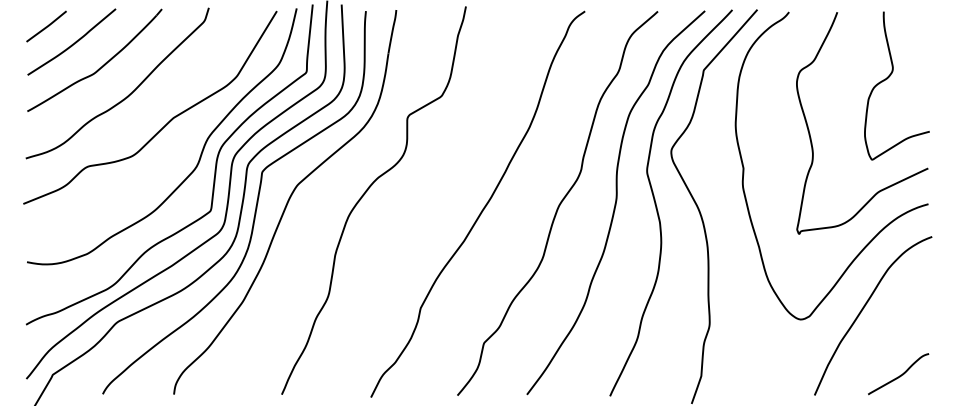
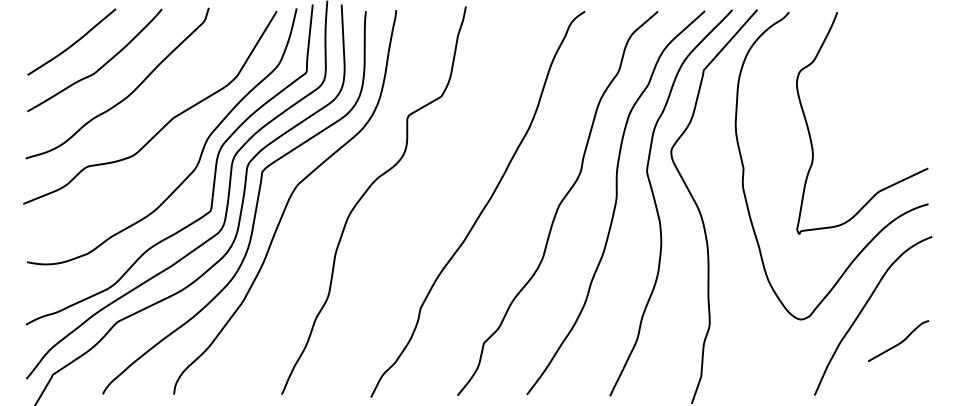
line: present -> none (46, 26)
curve: present -> none (889, 77)
curve position: (899, 375) -> (899, 342) (899, 342)
